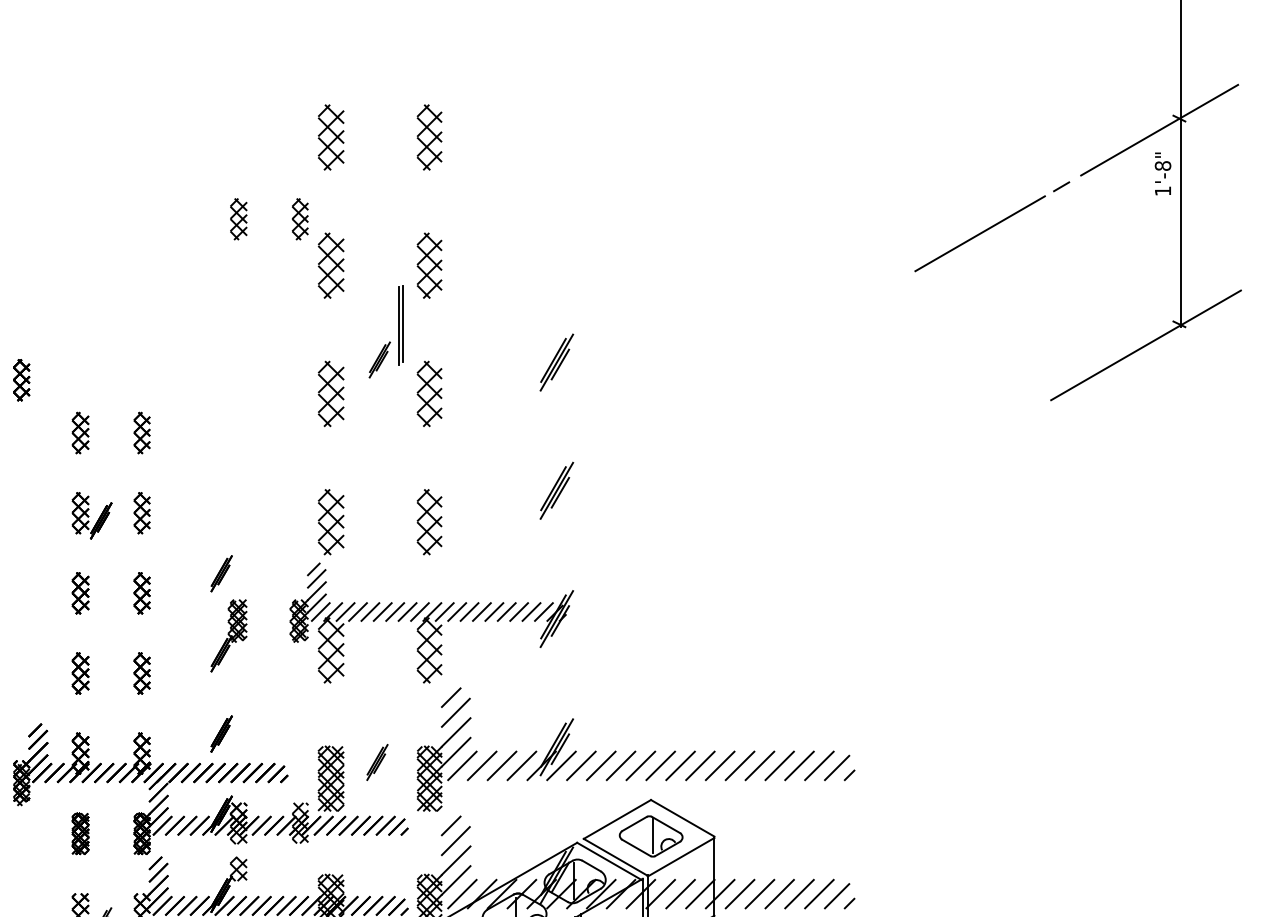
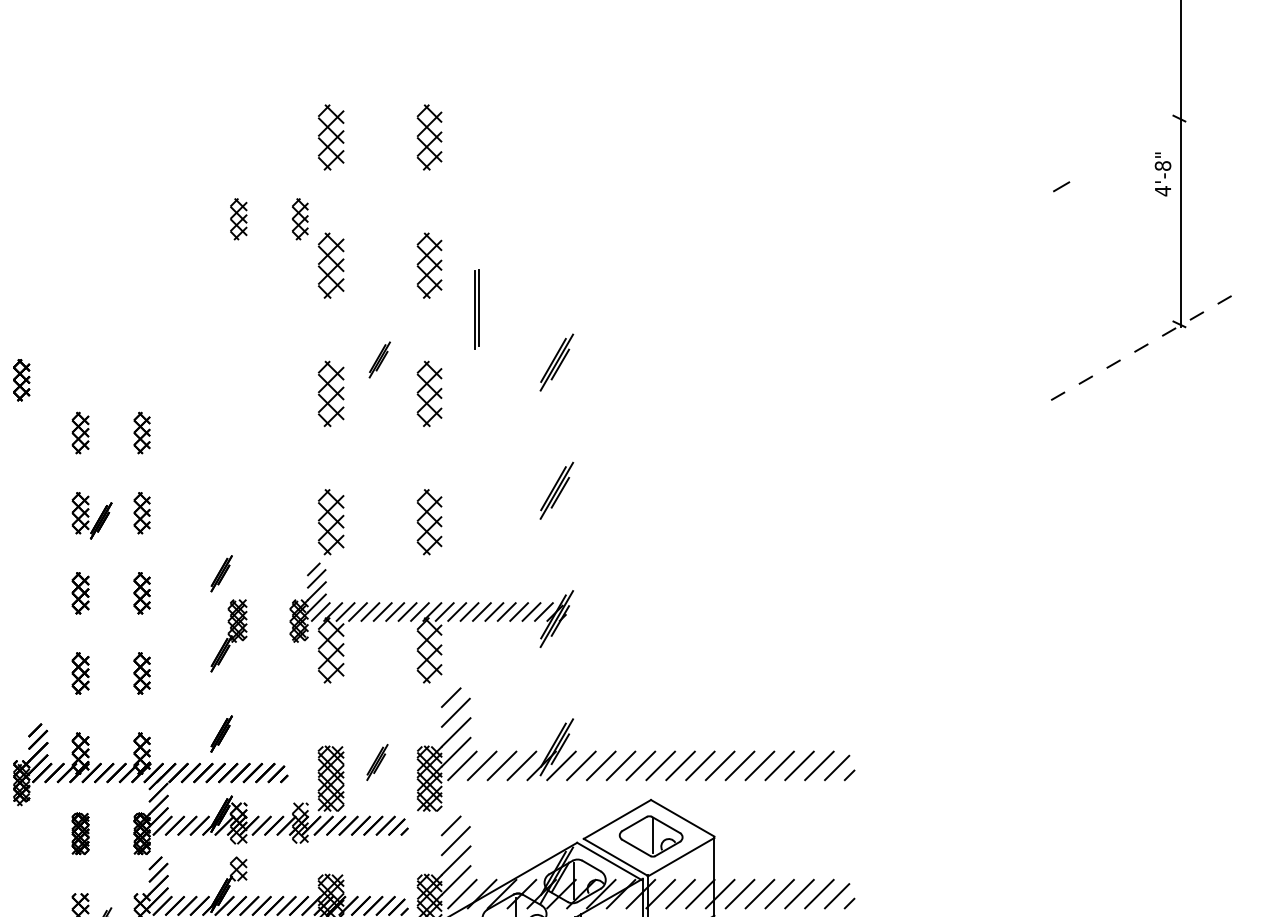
line: present -> none (1159, 129)
text: 1'-8" -> 4'-8" (1162, 191)
line: present -> none (979, 233)
part position: (400, 325) -> (476, 309) (476, 309)
line: solid -> dashed (1146, 345)
